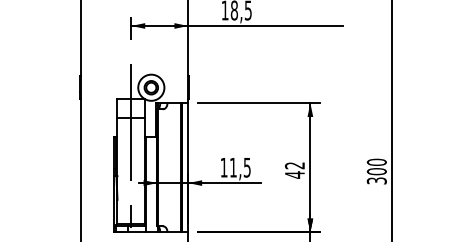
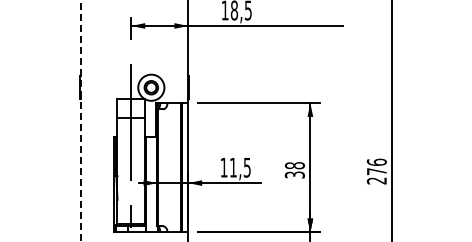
line: solid -> dashed (80, 120)
text: 42 -> 38 (294, 170)
text: 300 -> 276 (376, 171)
